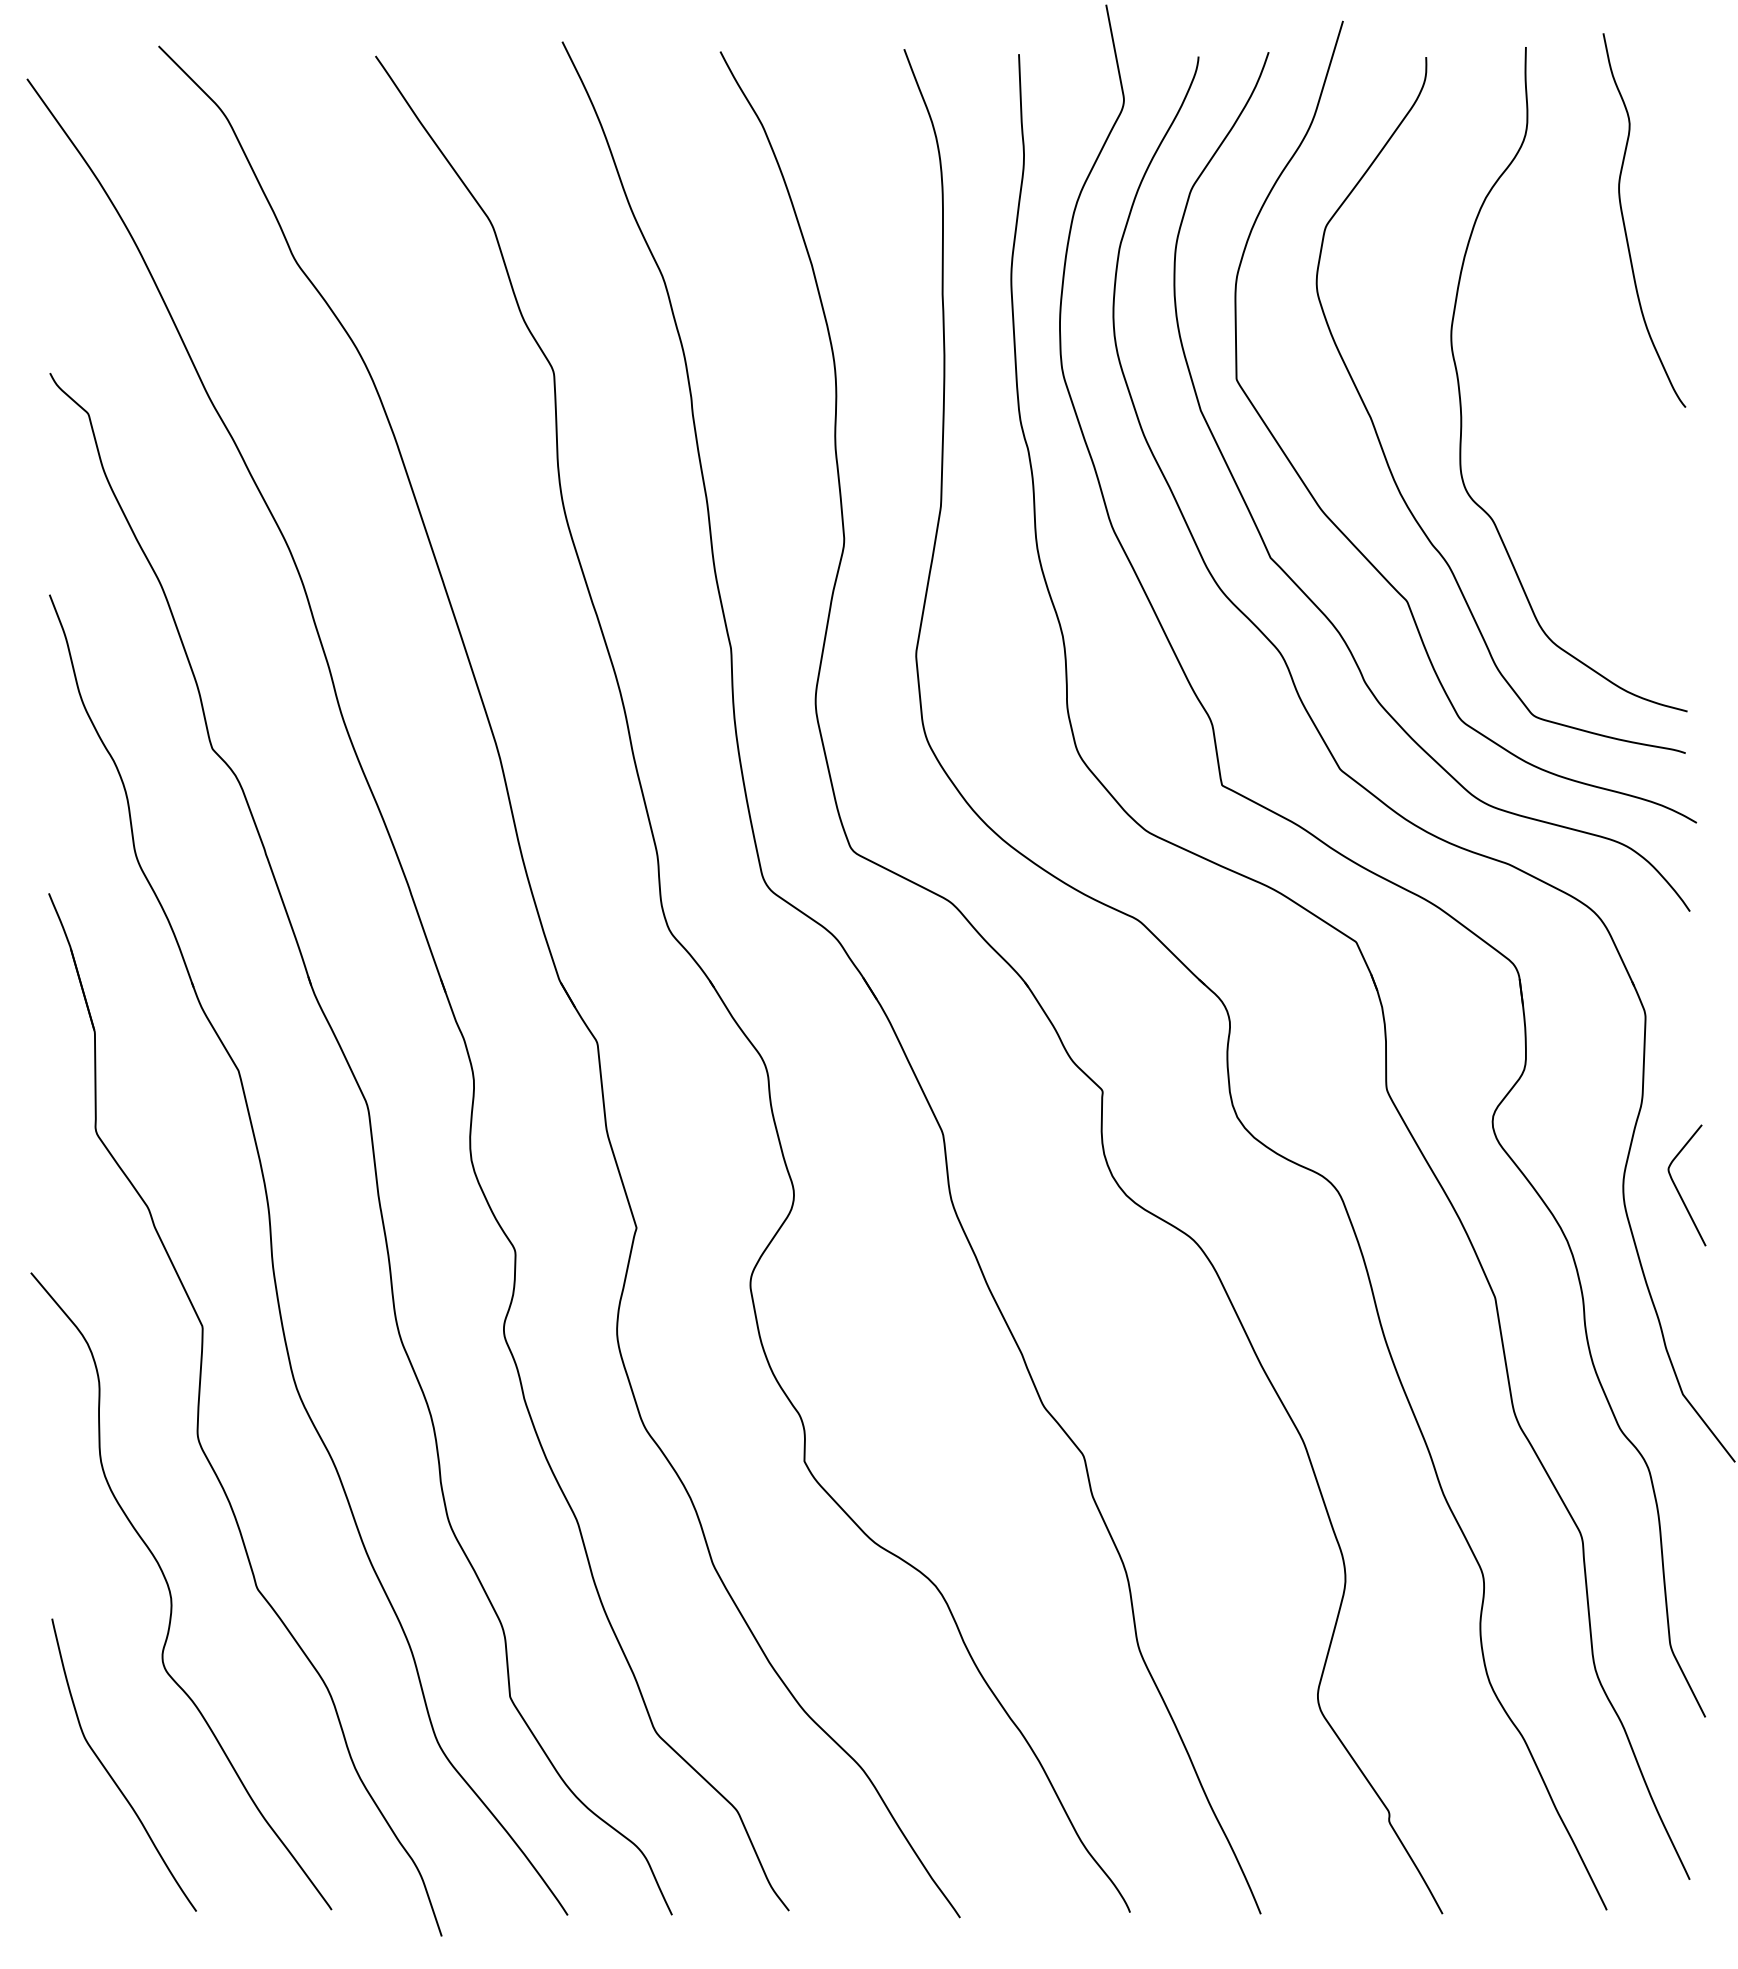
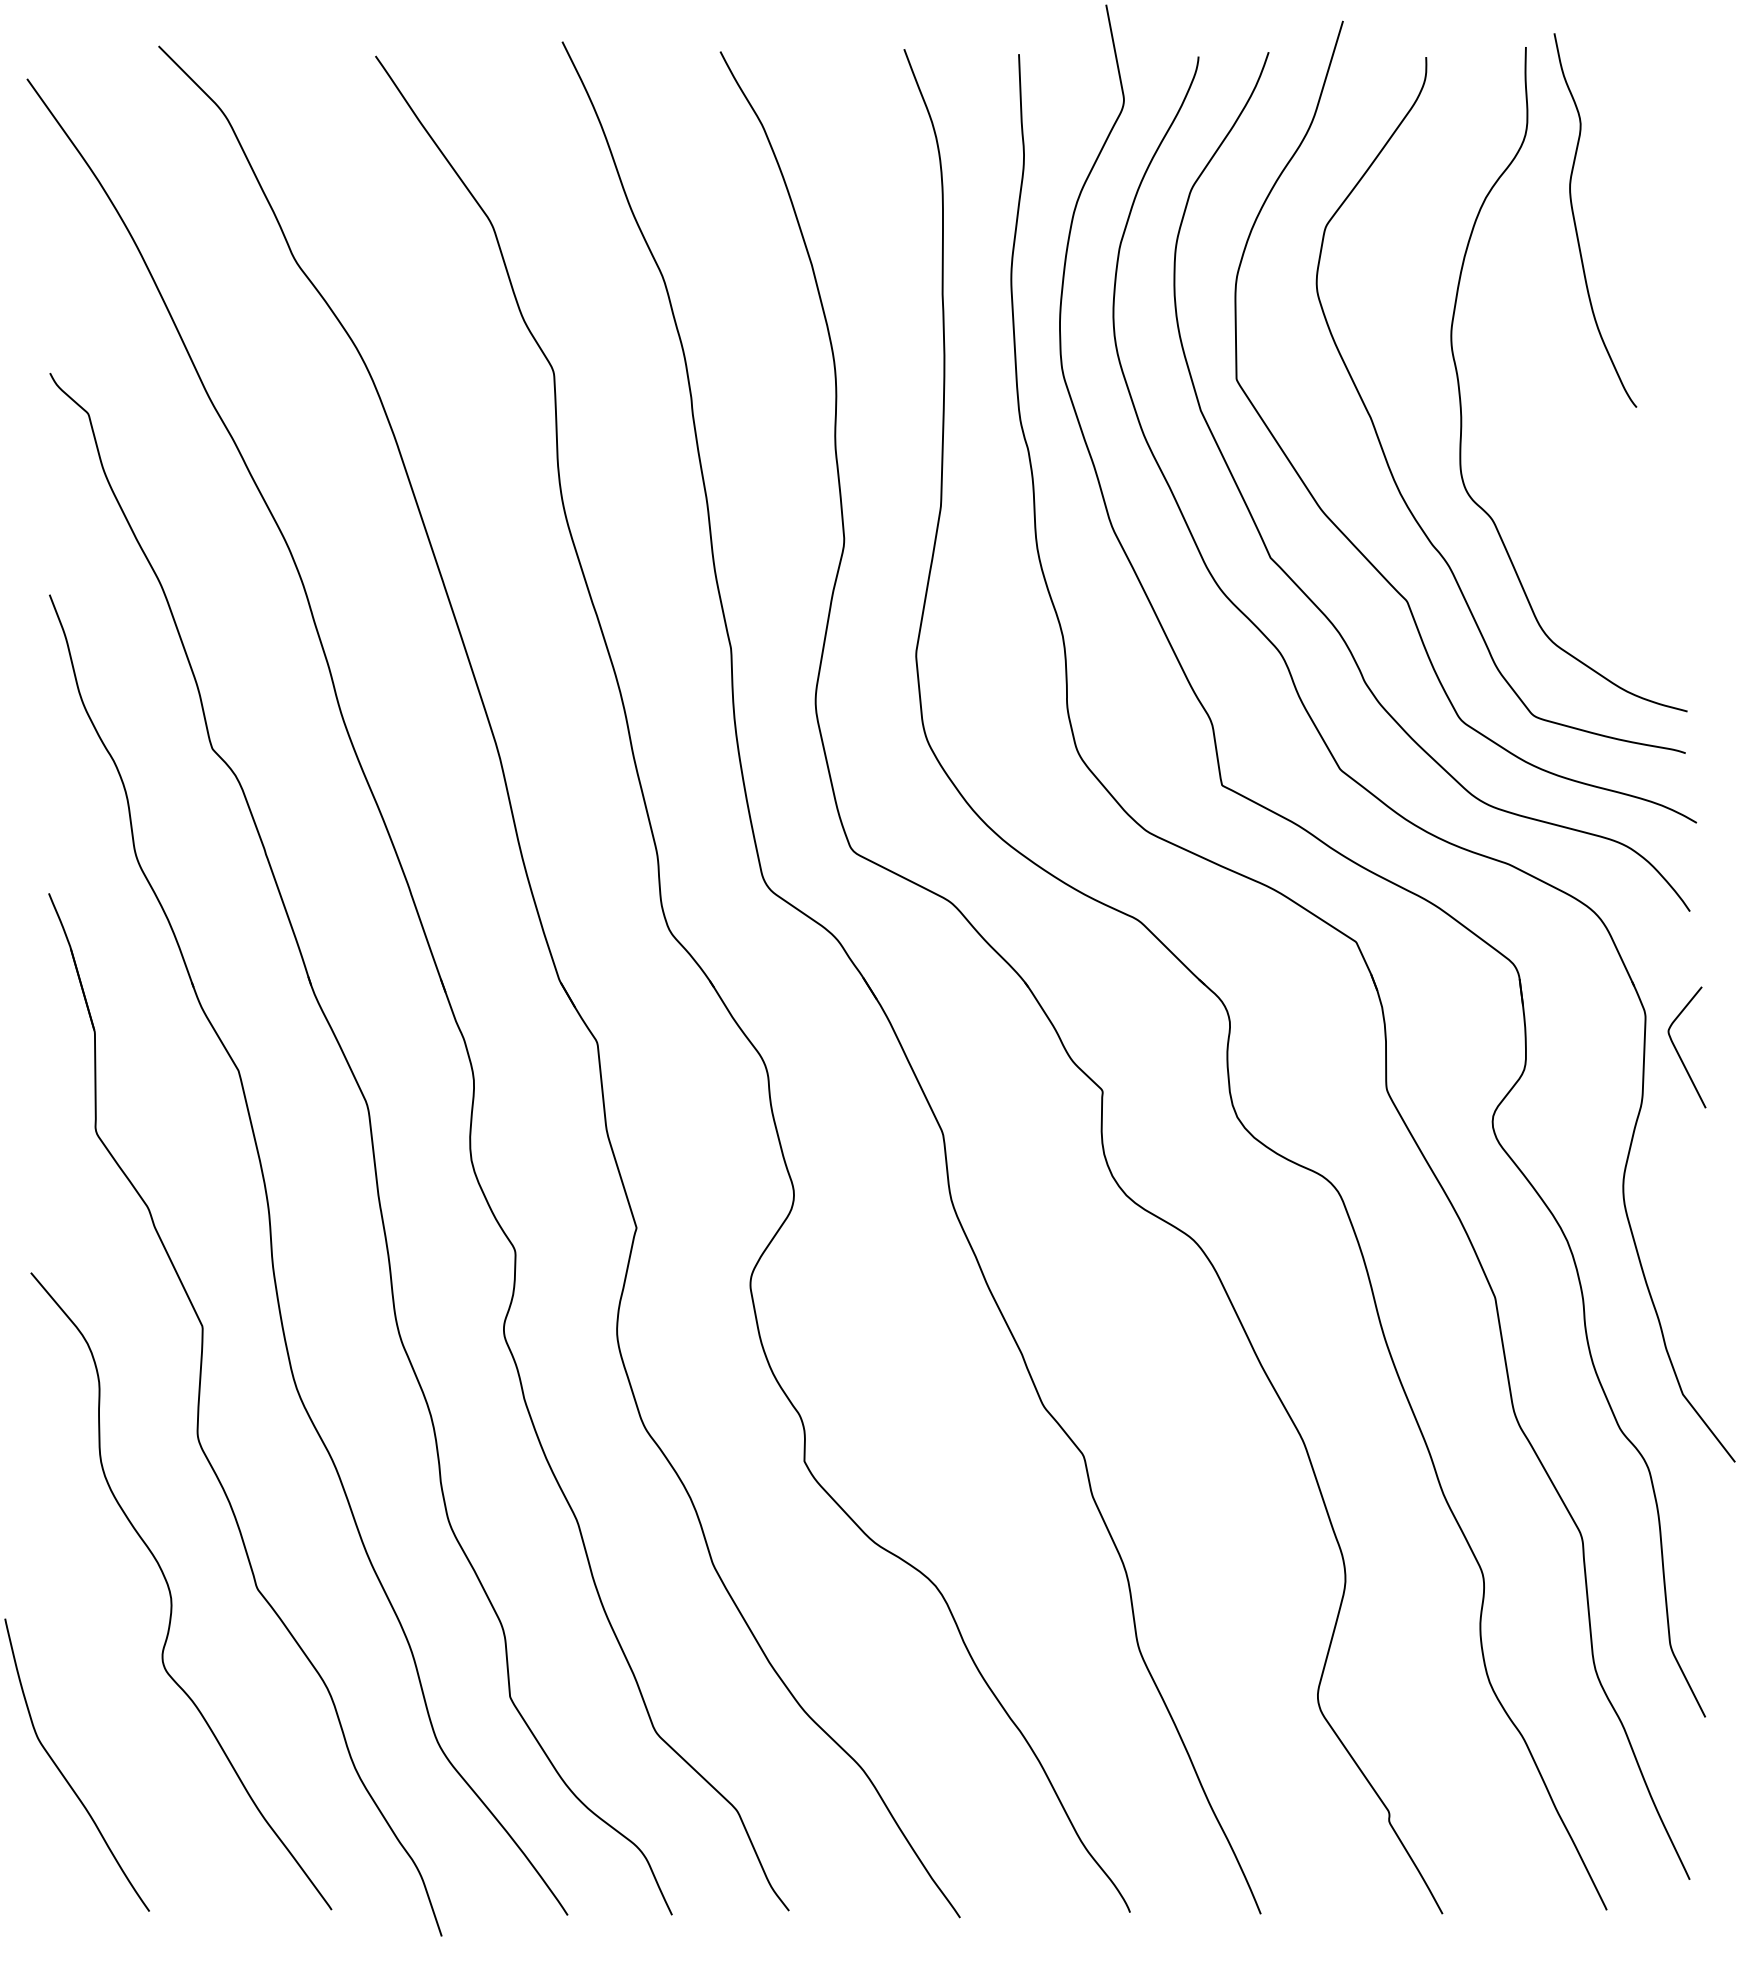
curve position: (1625, 225) -> (1576, 225) (1576, 225)
curve position: (1678, 1189) -> (1678, 1051) (1678, 1051)
curve position: (109, 1772) -> (62, 1772) (62, 1772)
